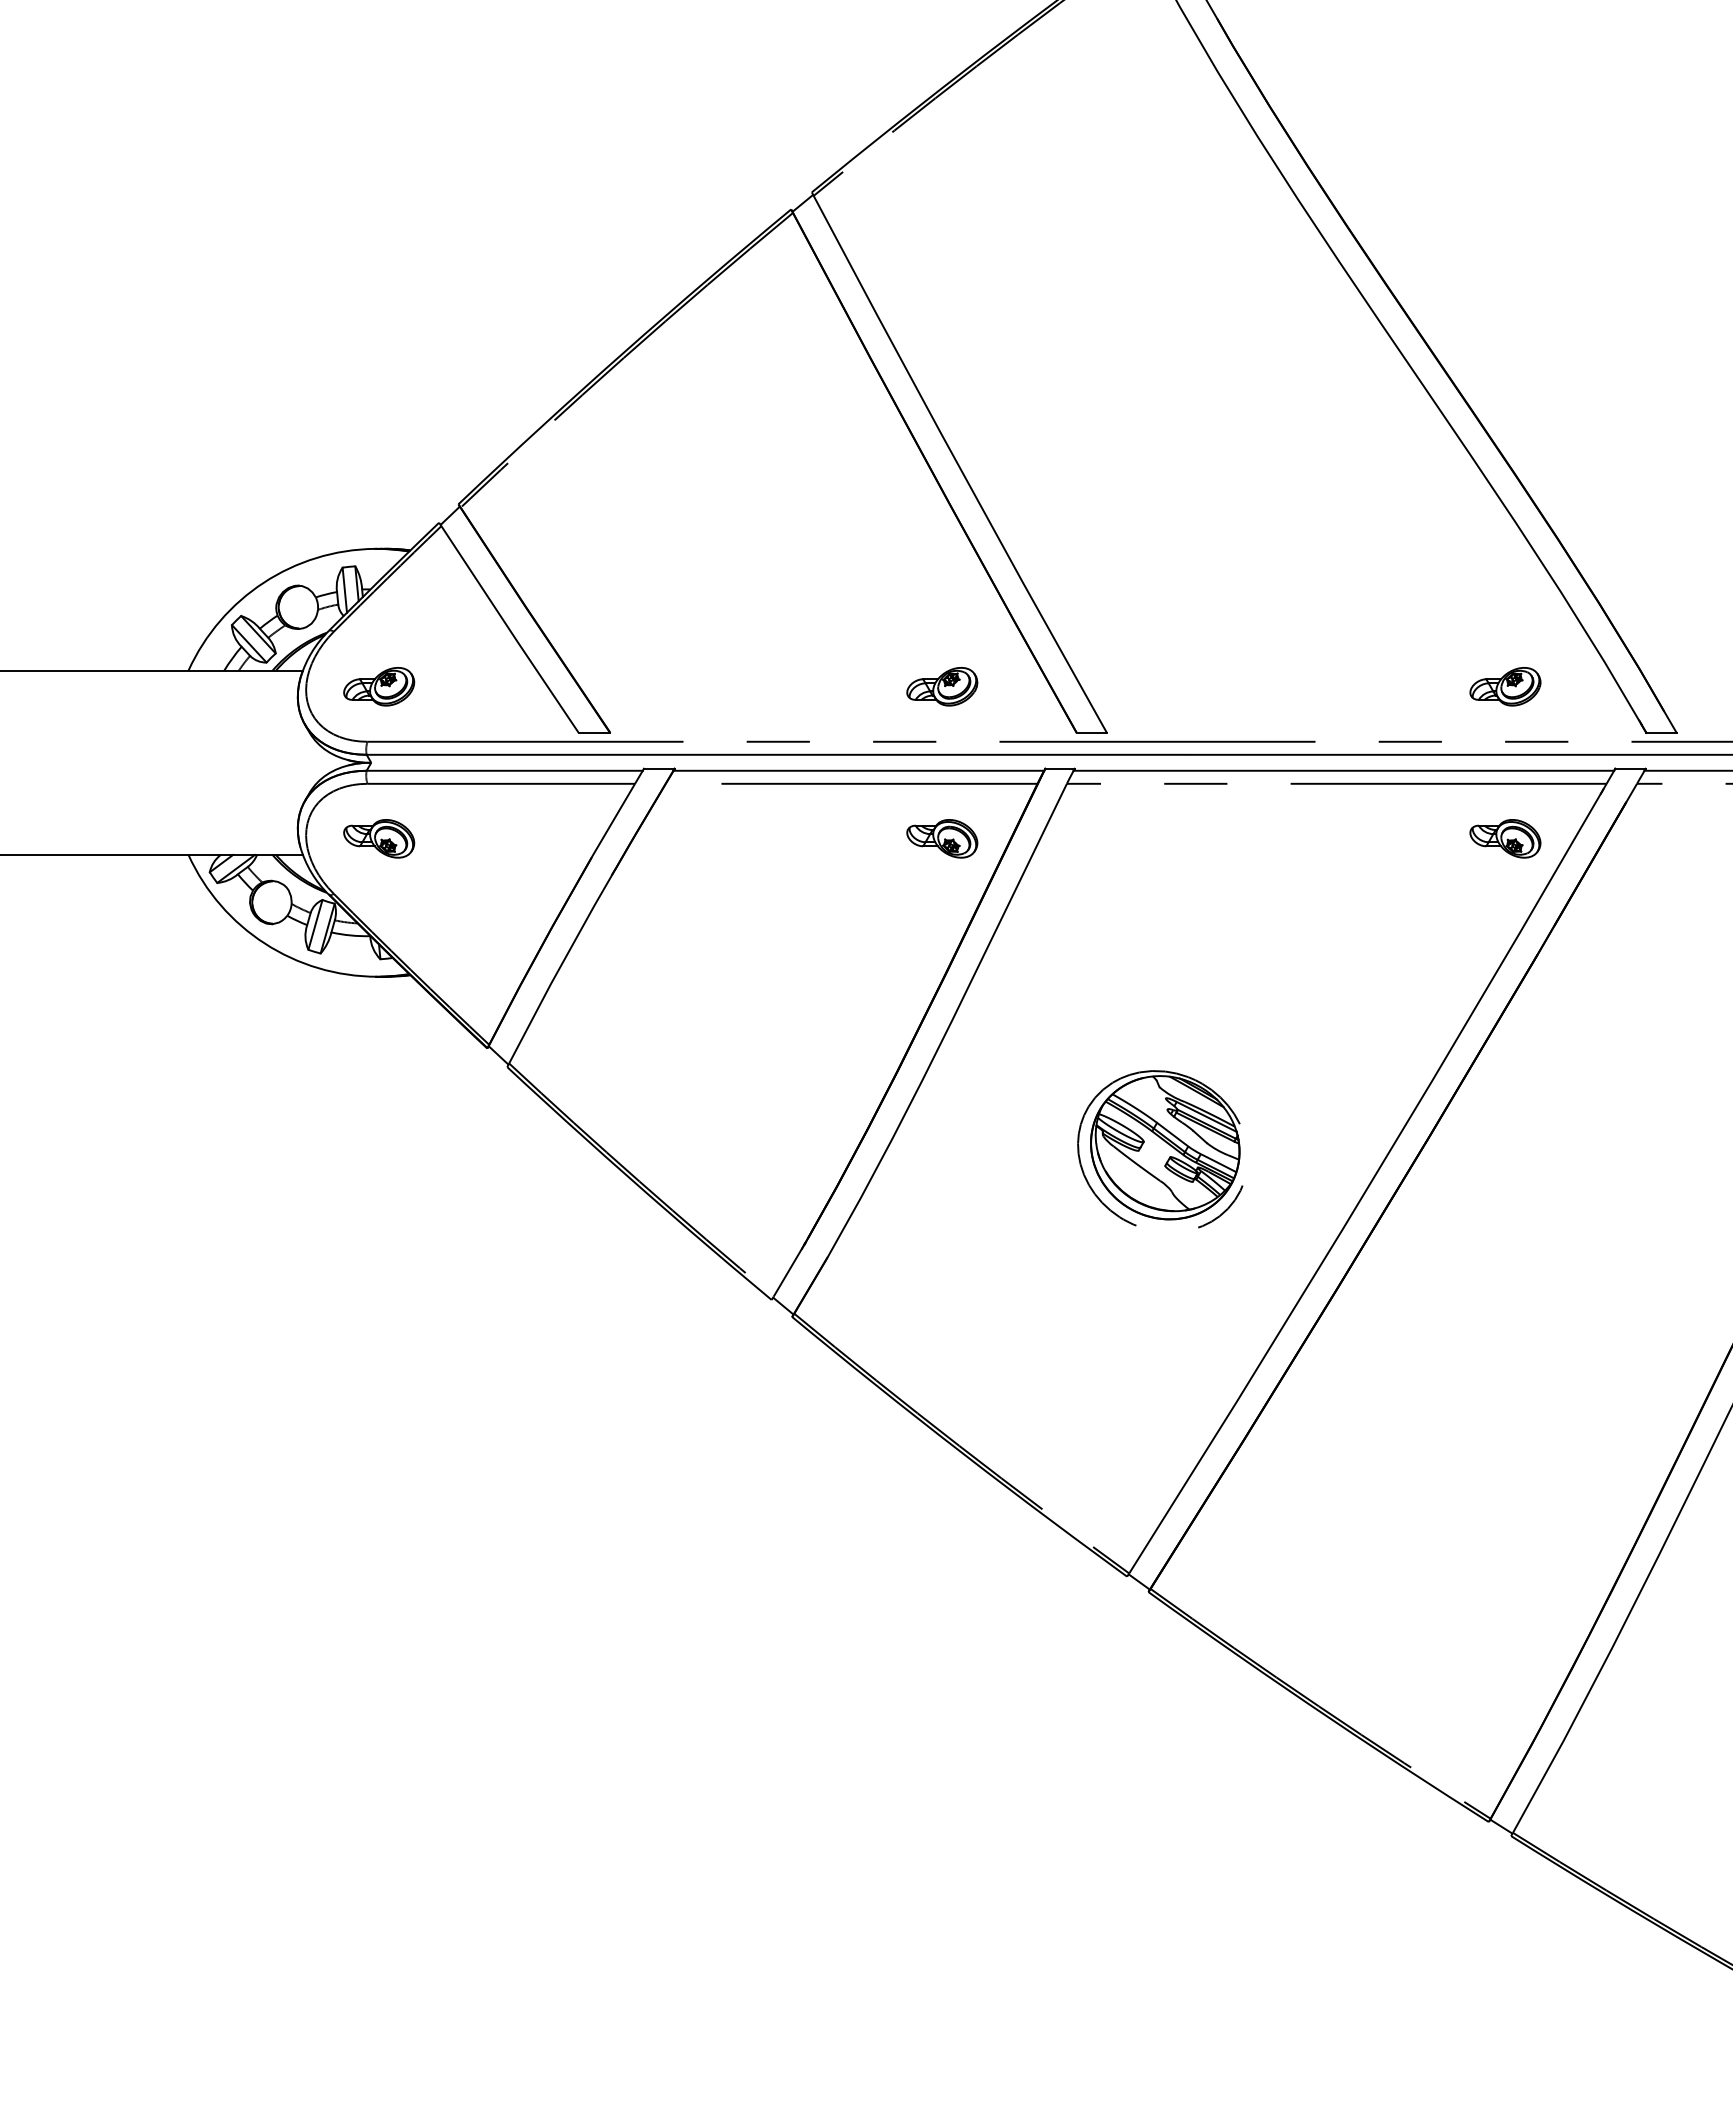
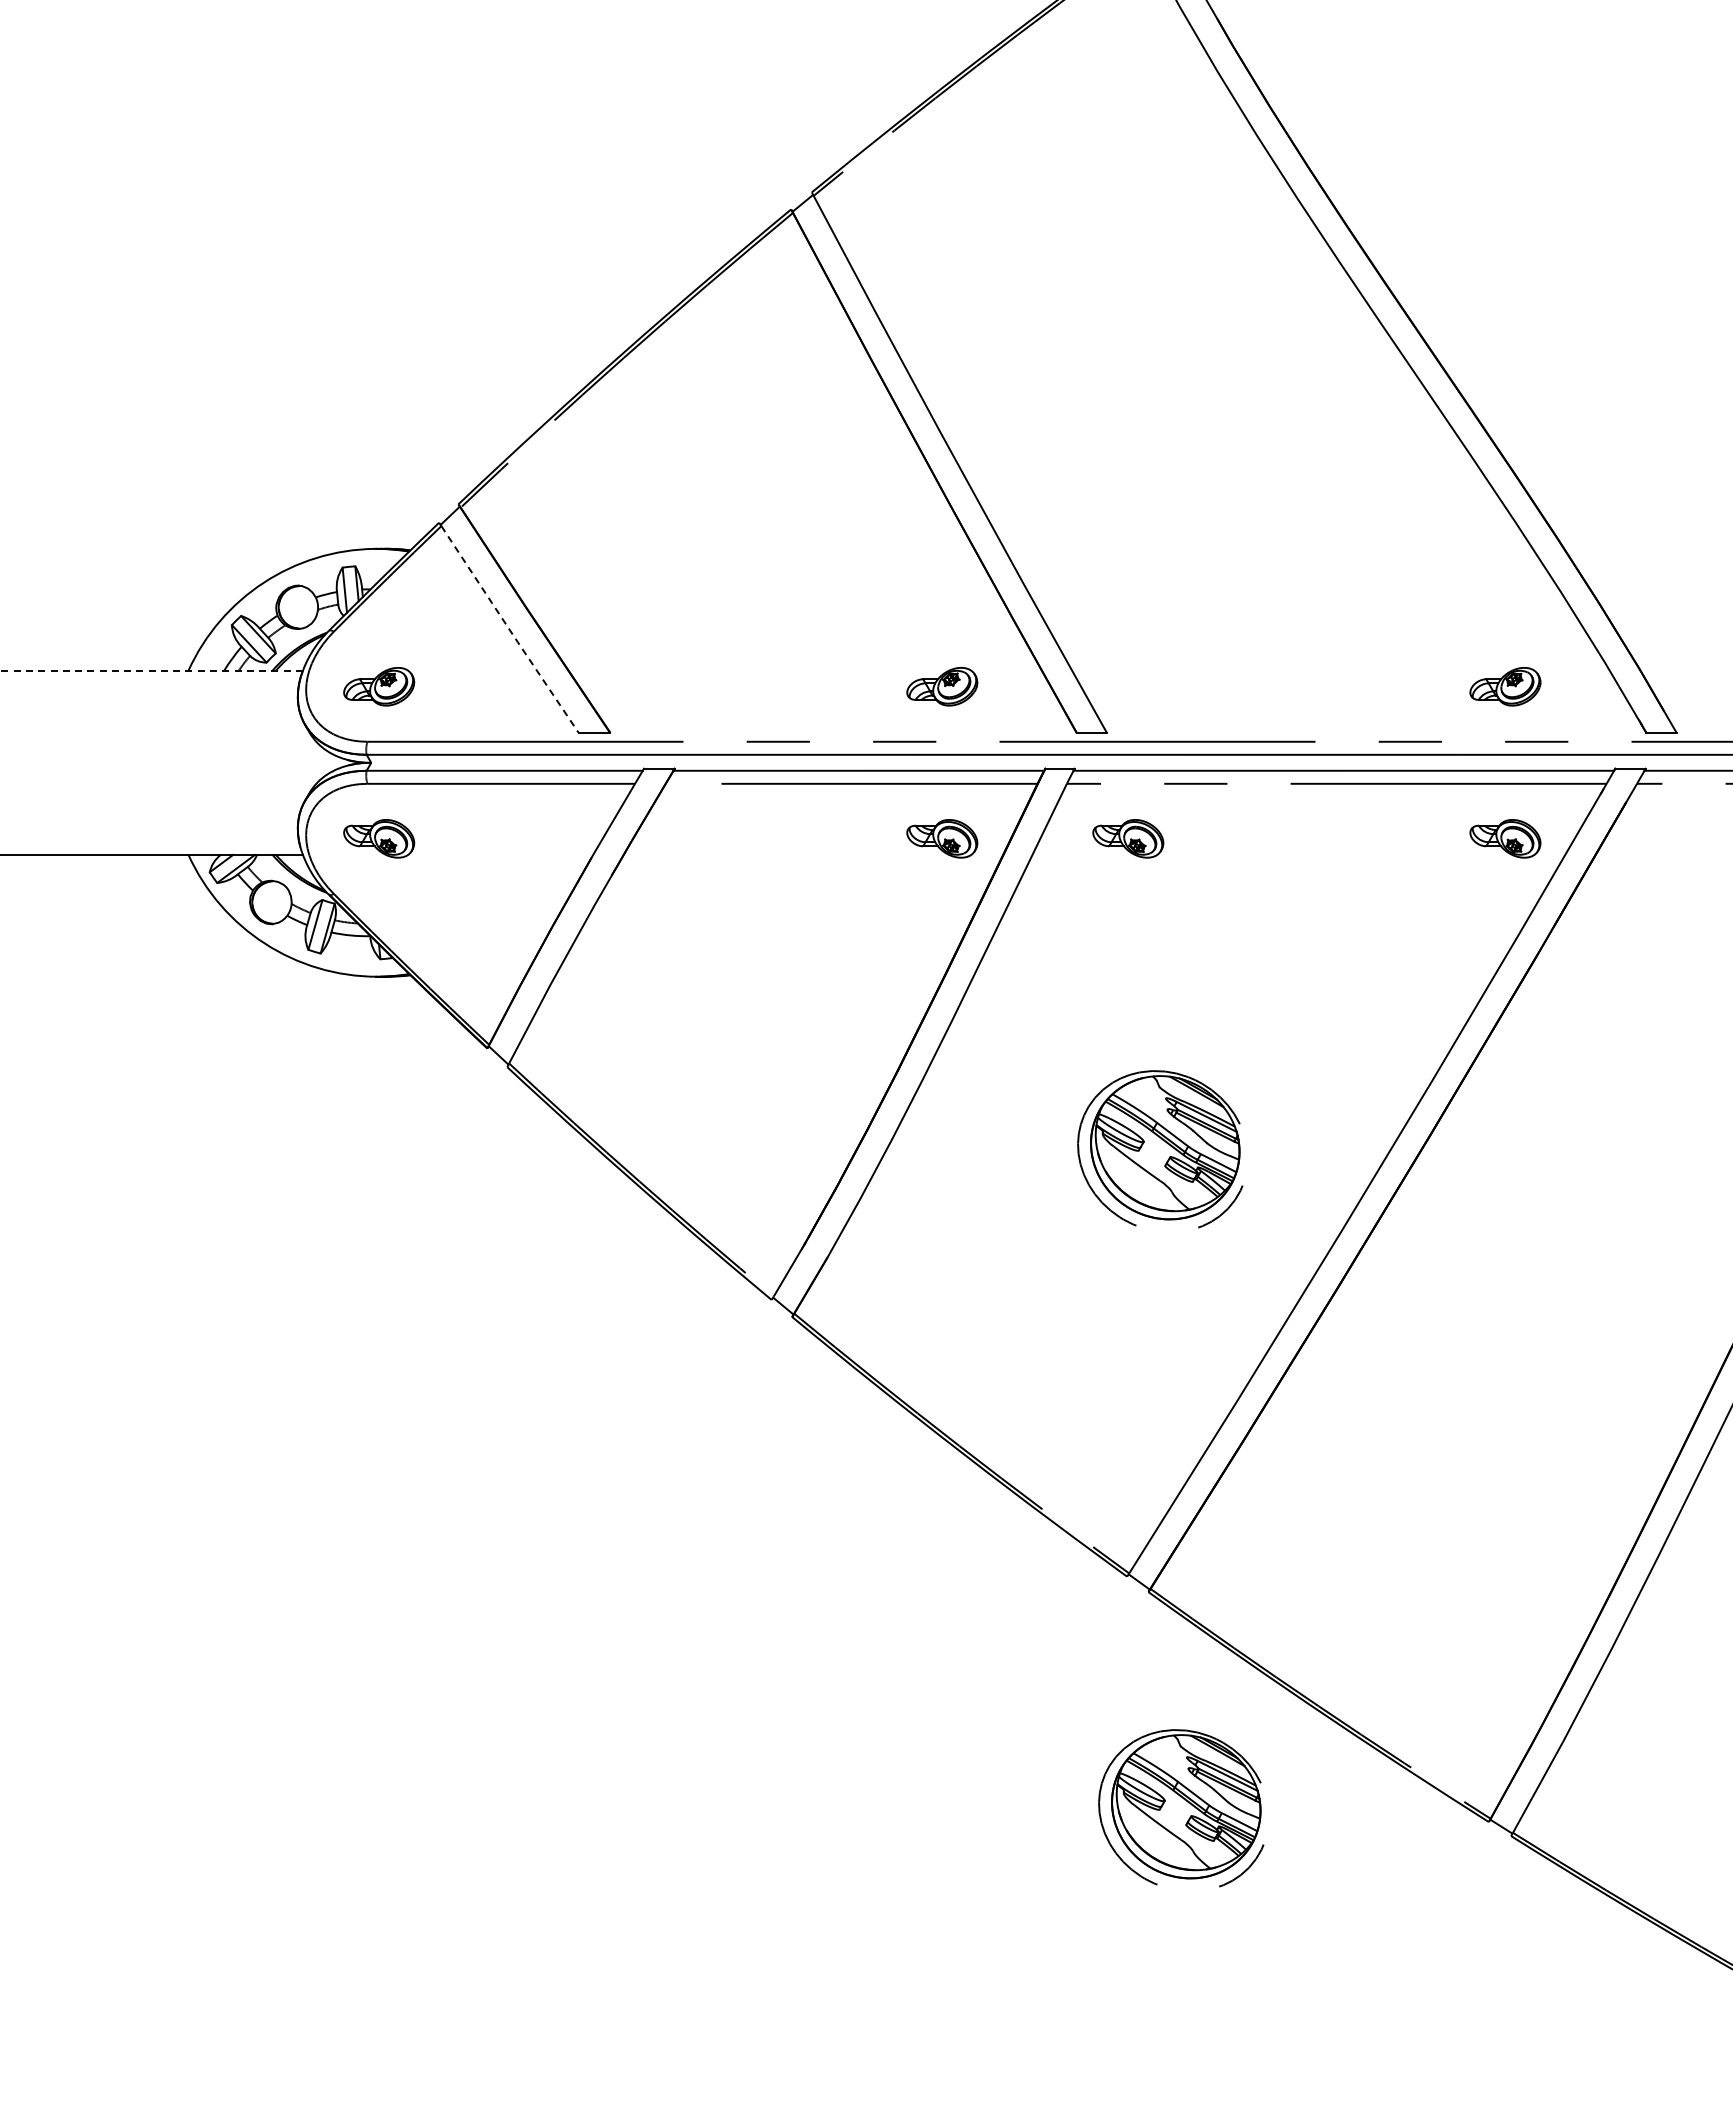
line: solid -> dashed (510, 630)
line: solid -> dashed (150, 670)
part: none -> present (1128, 838)
part: none -> present (1181, 1808)
